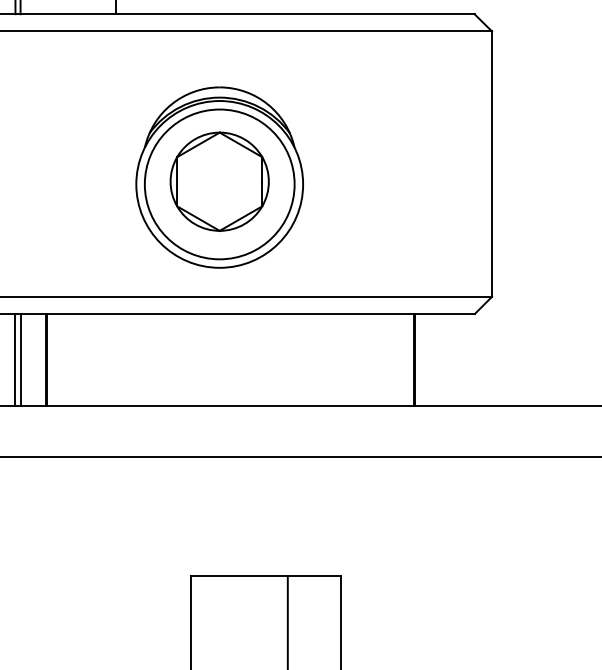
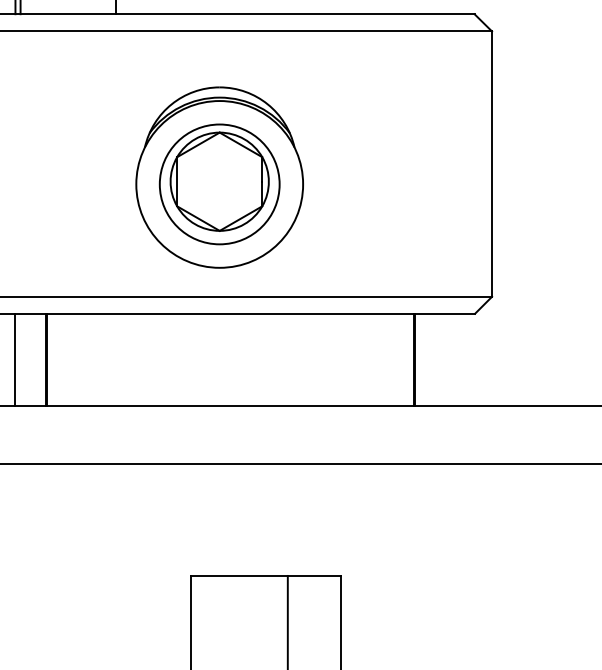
circle diameter: 150 px -> 120 px (219, 184)
line: present -> none (20, 359)
line position: (300, 456) -> (300, 463) (300, 463)
